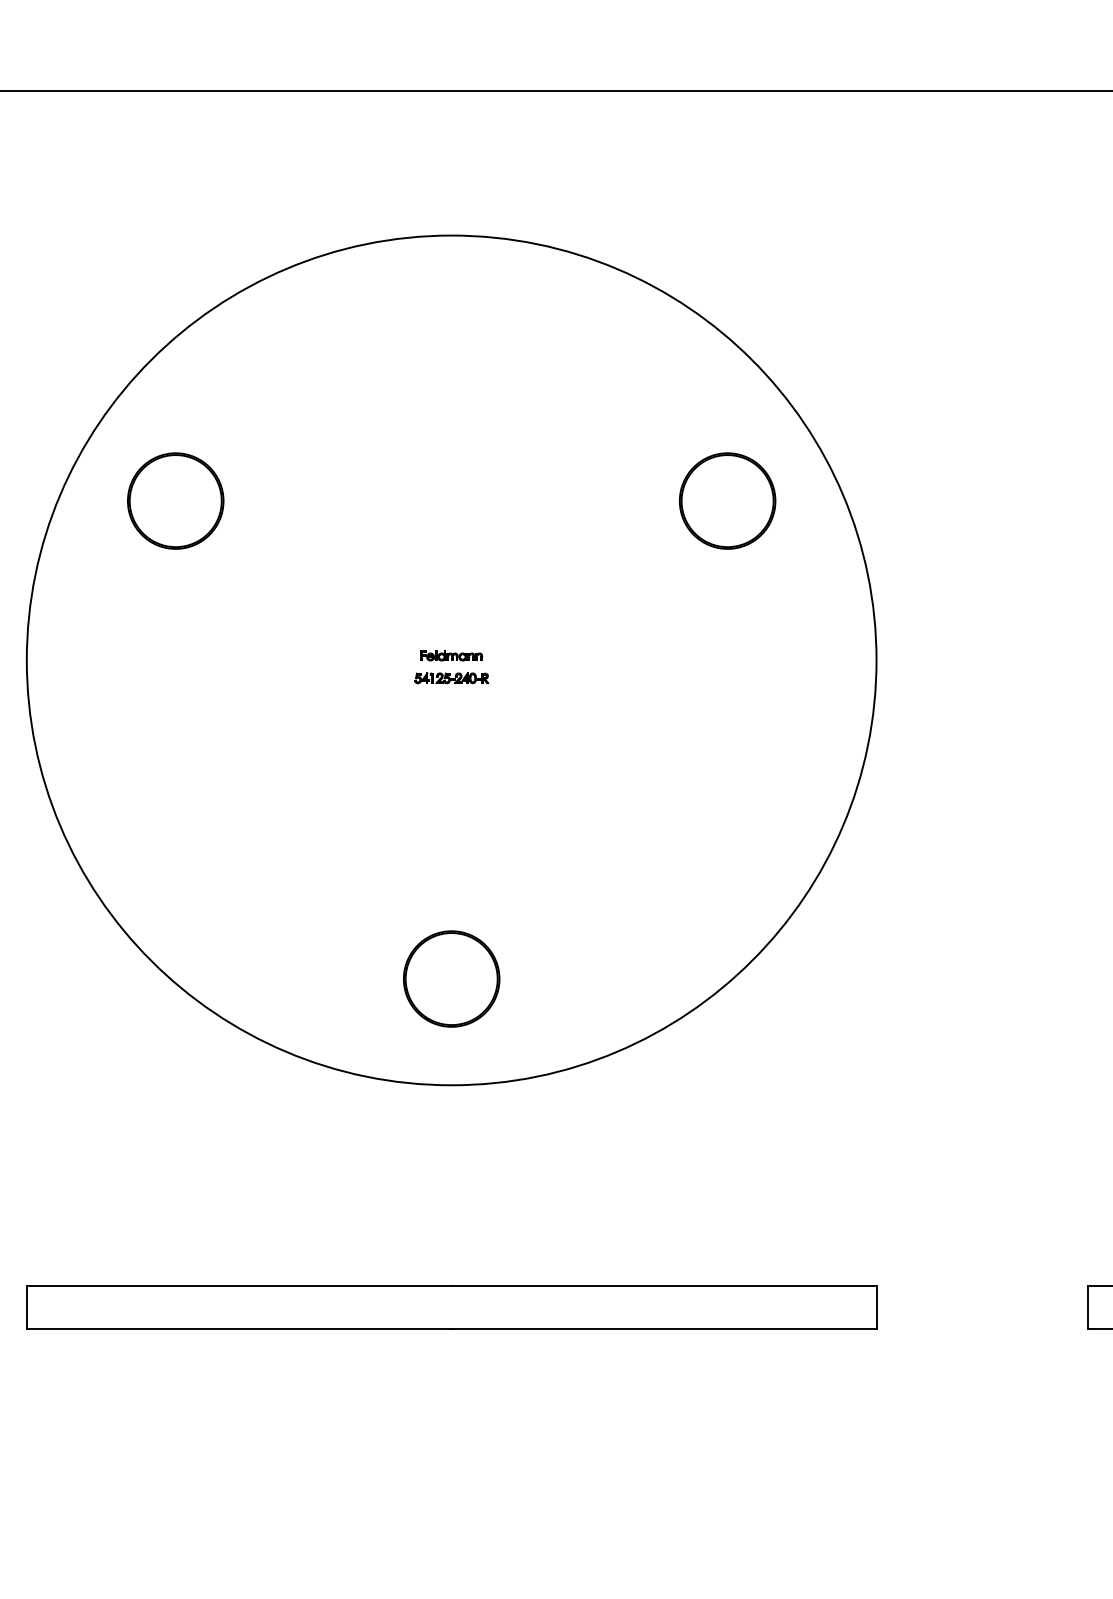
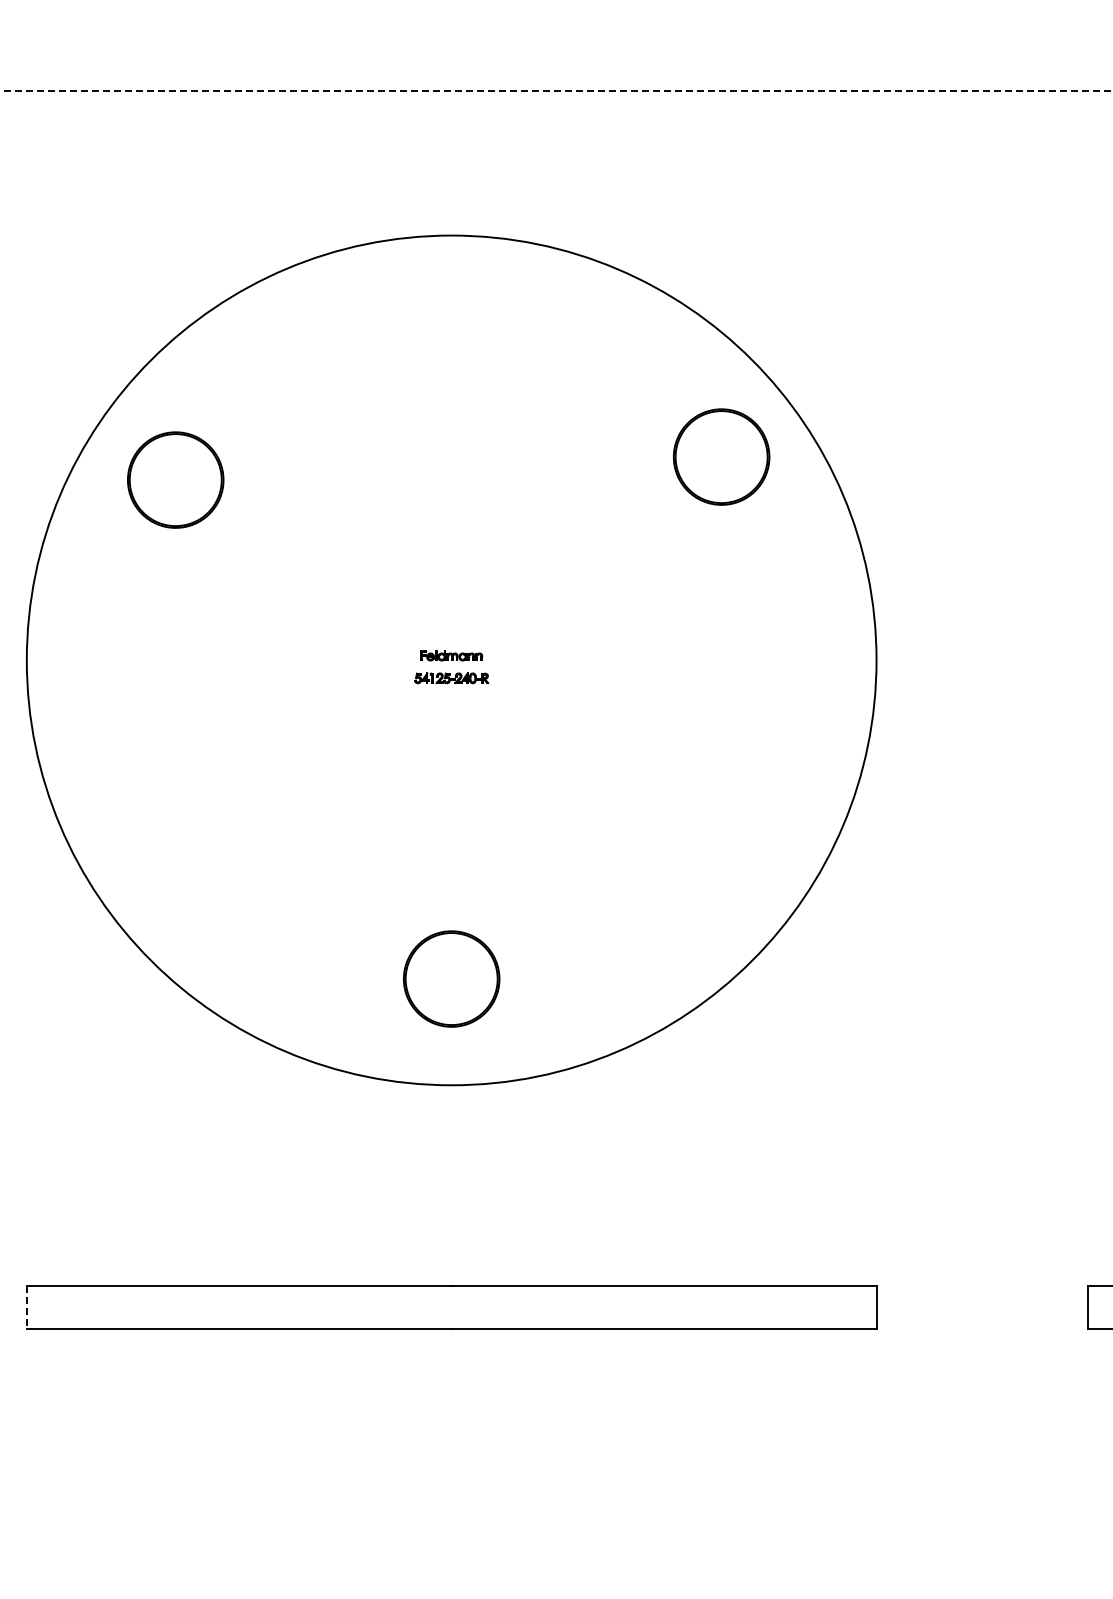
line: solid -> dashed (556, 91)
part position: (175, 500) -> (175, 479) (175, 479)
part position: (727, 500) -> (721, 456) (721, 456)
line: solid -> dashed (26, 1307)
